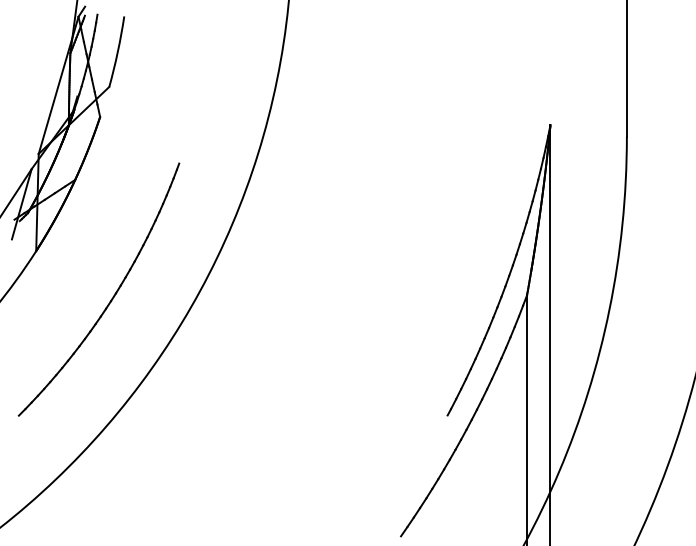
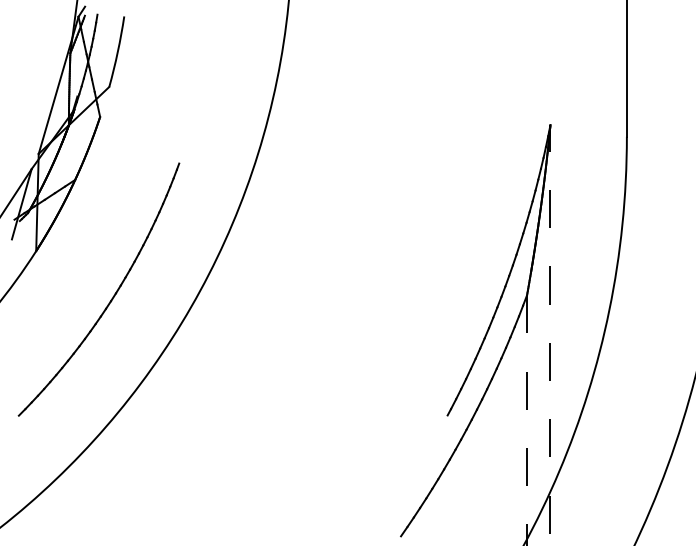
line: solid -> dashed (550, 335)
line: solid -> dashed (527, 420)
